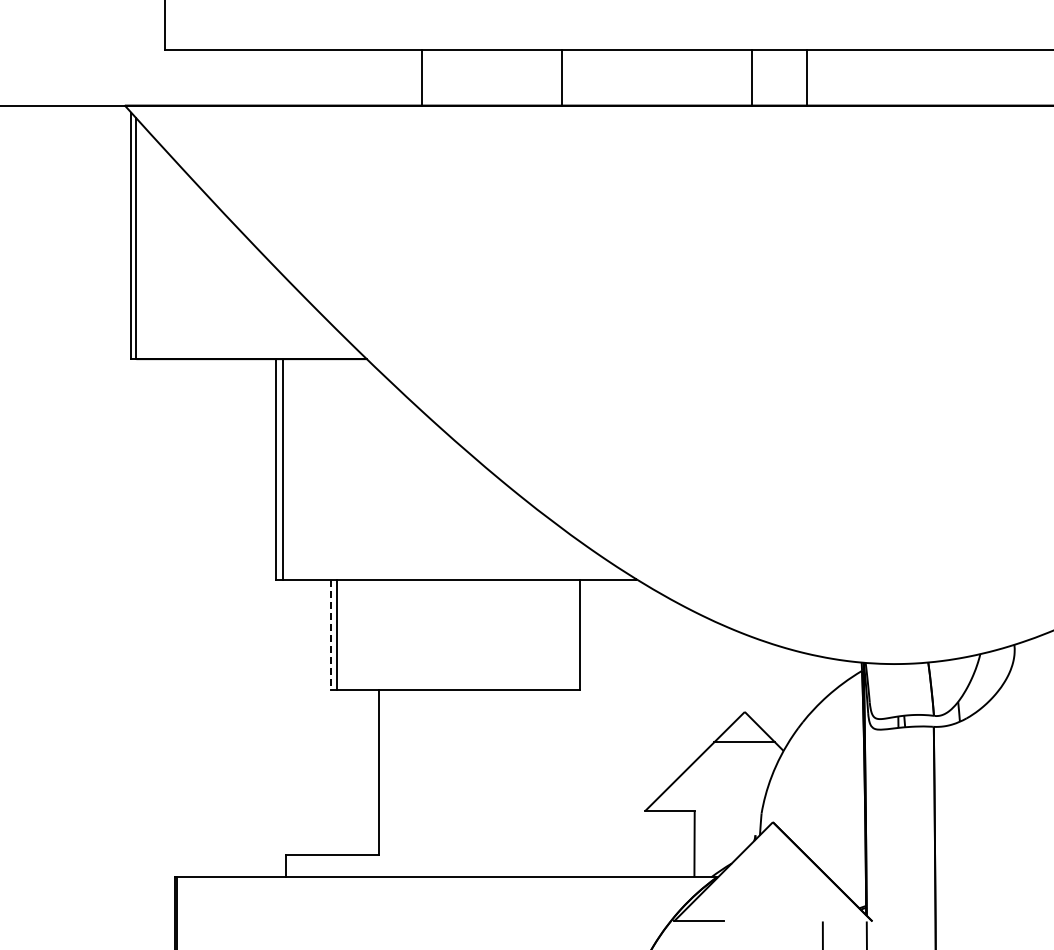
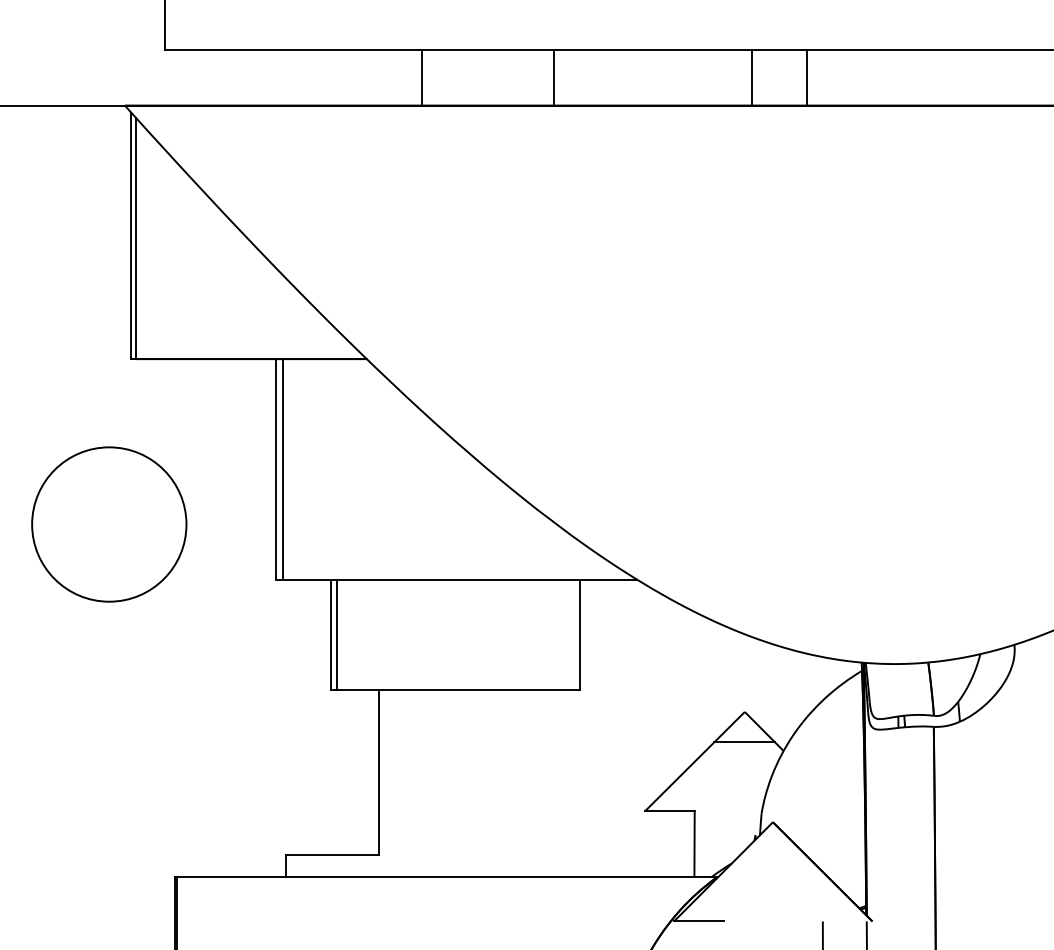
line position: (561, 77) -> (553, 77) (553, 77)
part: none -> present (109, 524)
line: dashed -> solid (330, 635)
